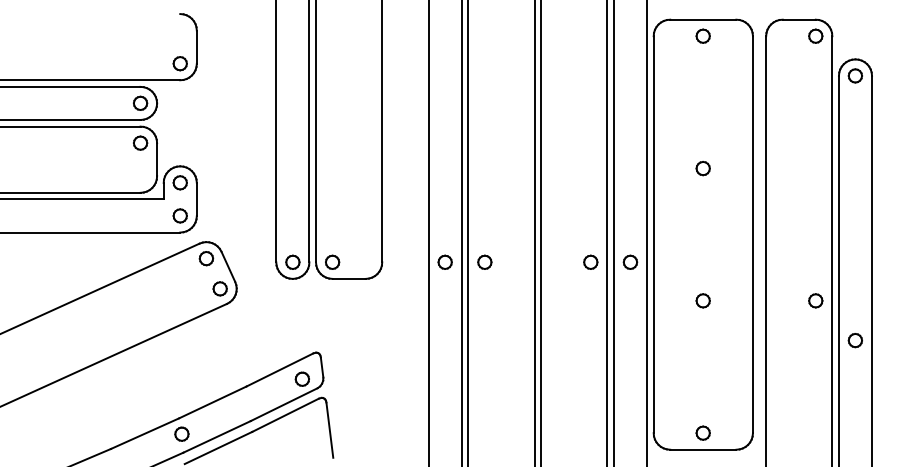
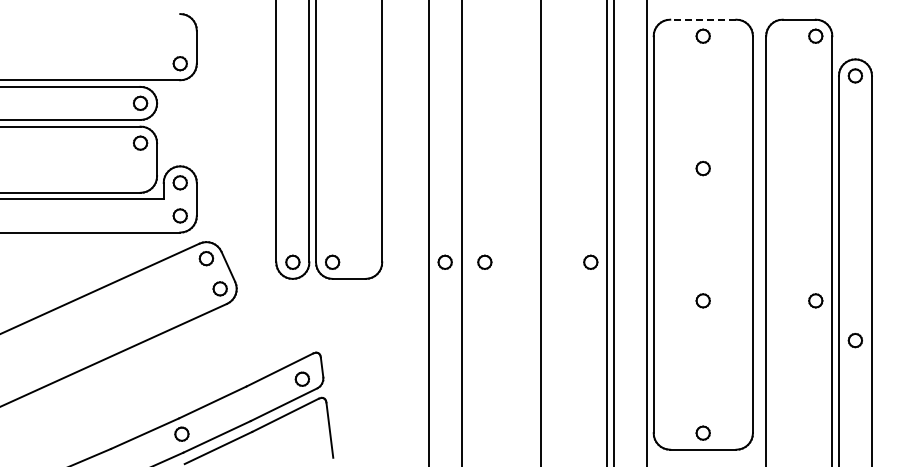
line: solid -> dashed (702, 19)
line: present -> none (468, 232)
line: present -> none (534, 232)
part: present -> none (630, 261)
